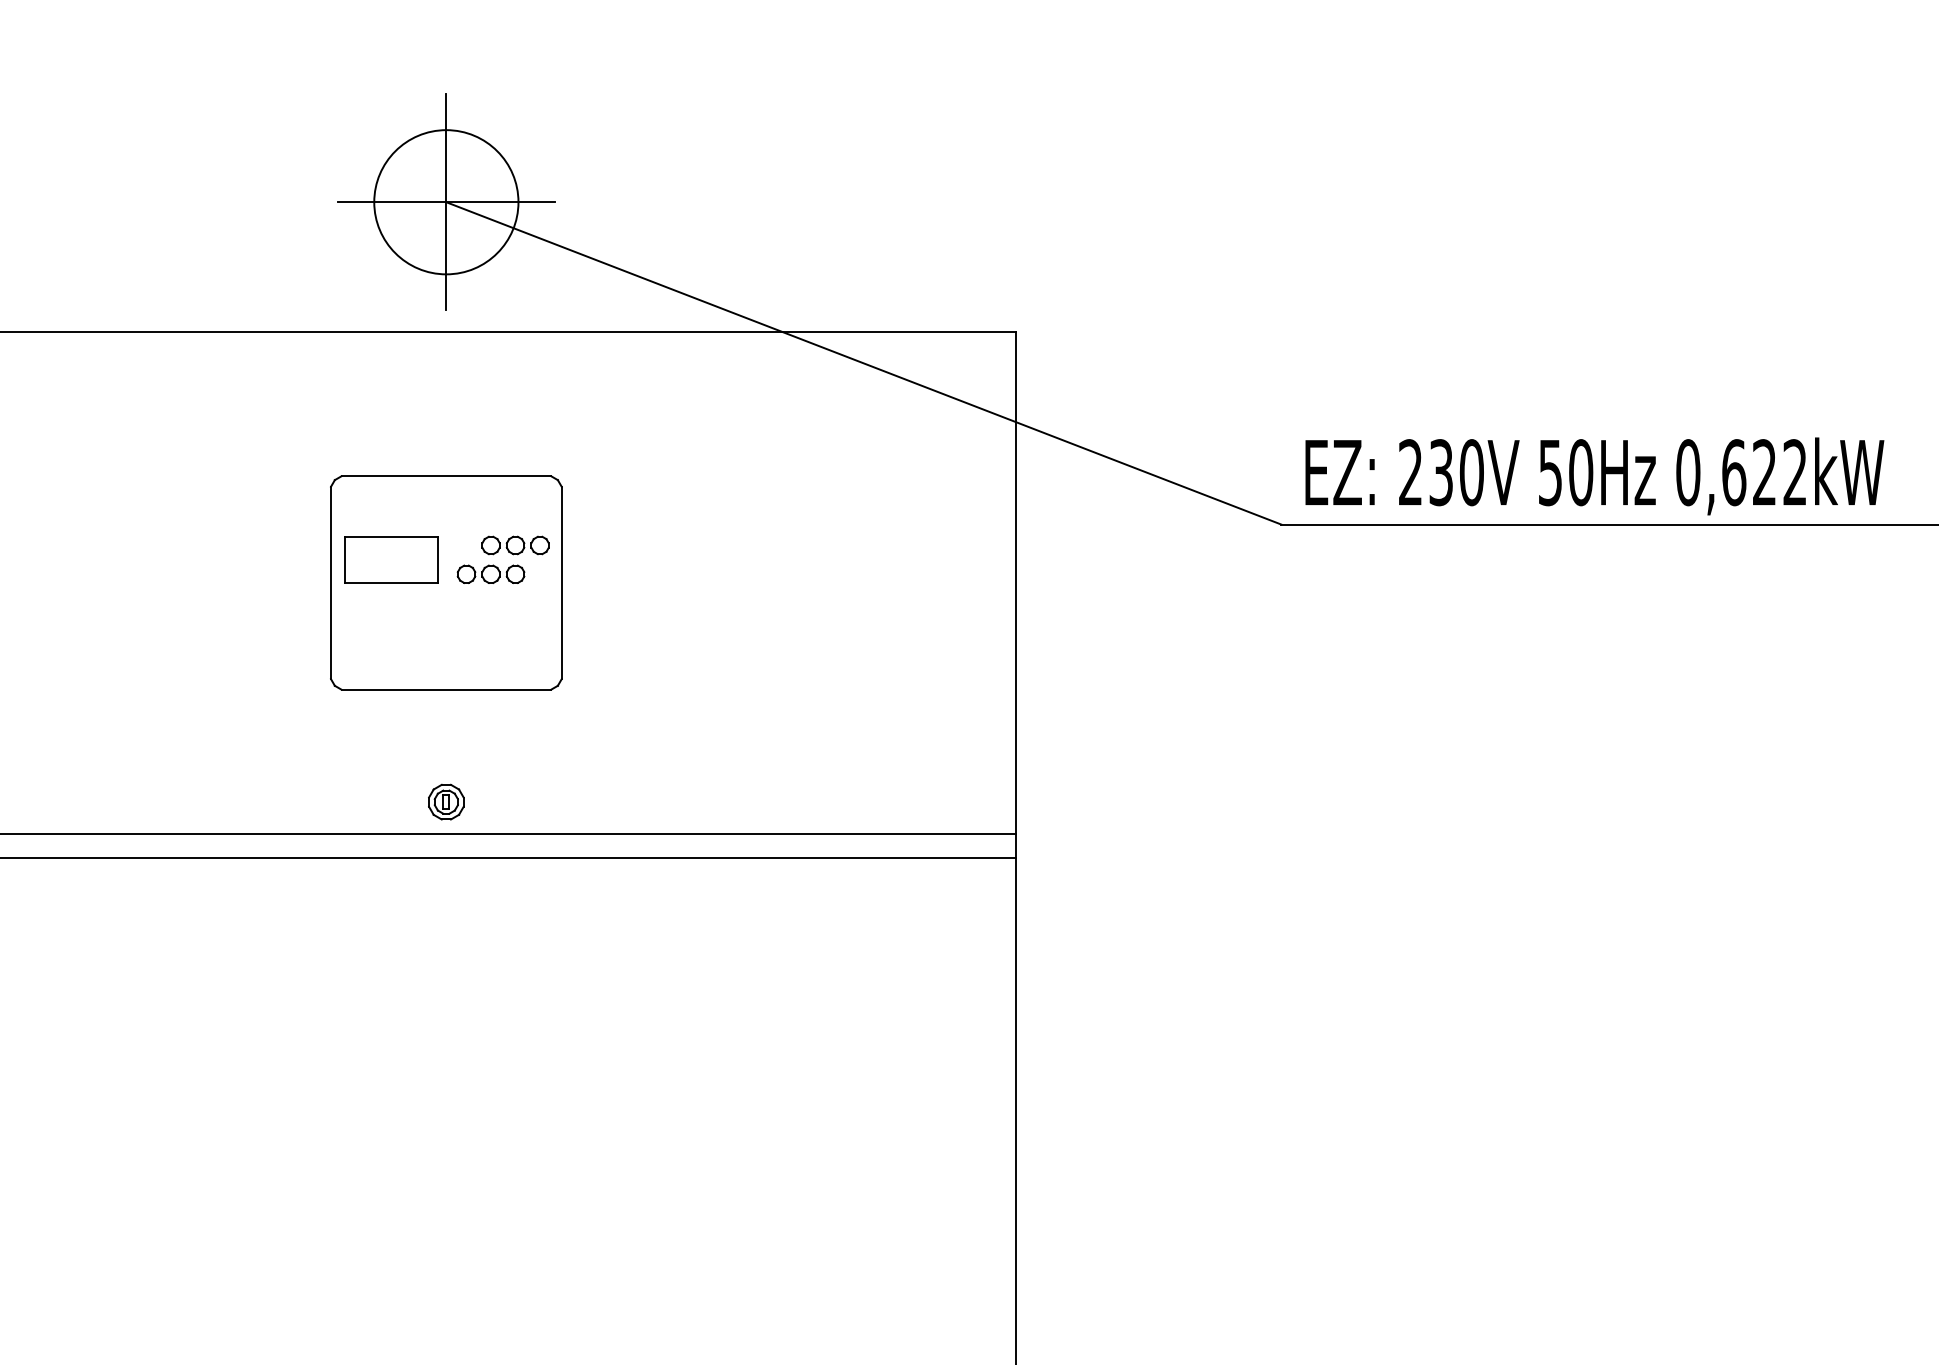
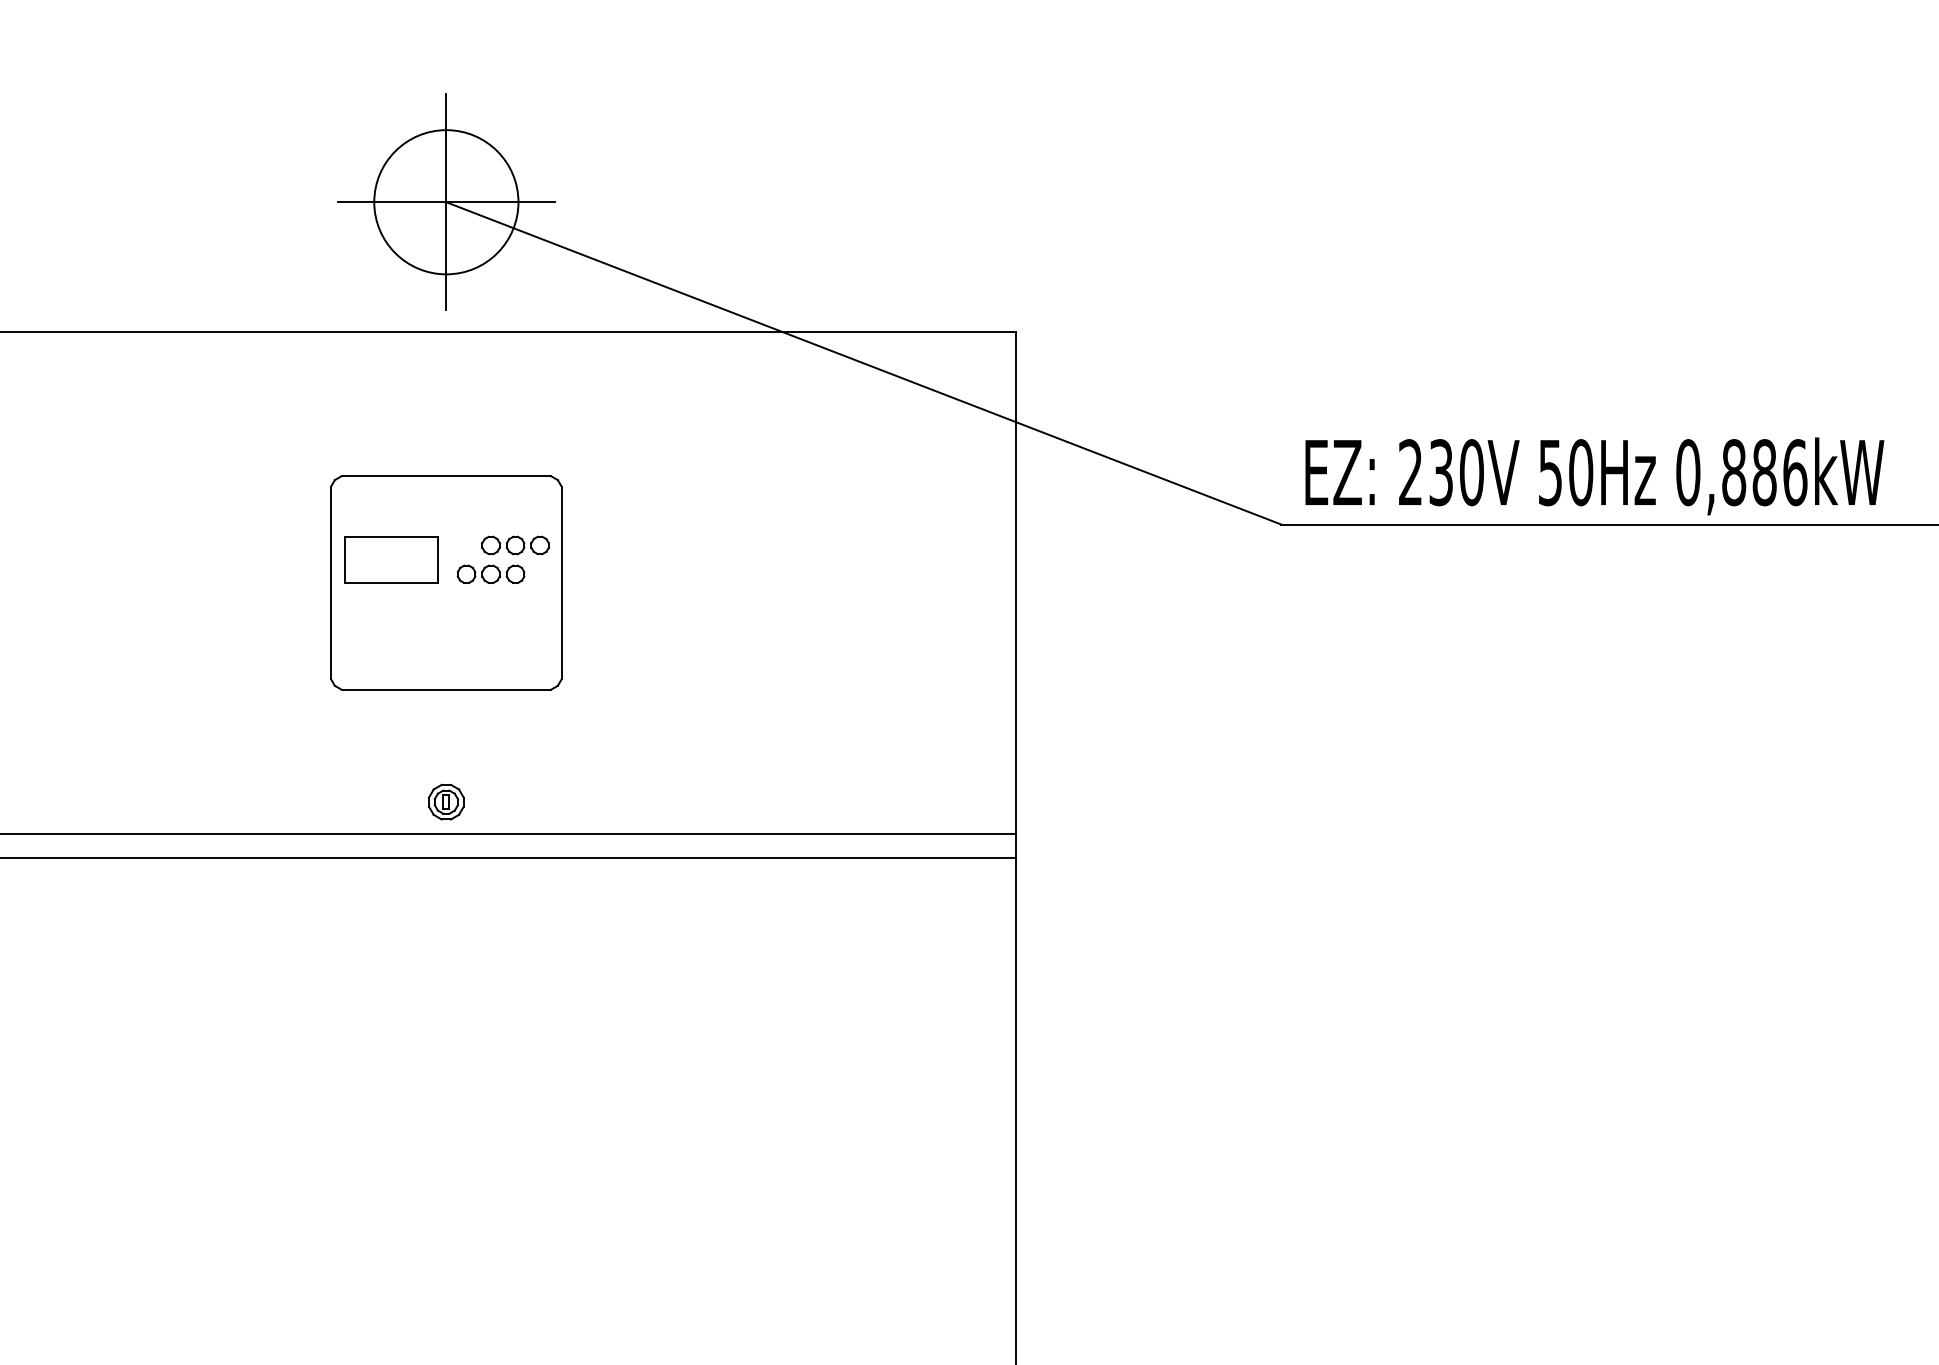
text: 0,622kW -> 0,886kW (1764, 472)
